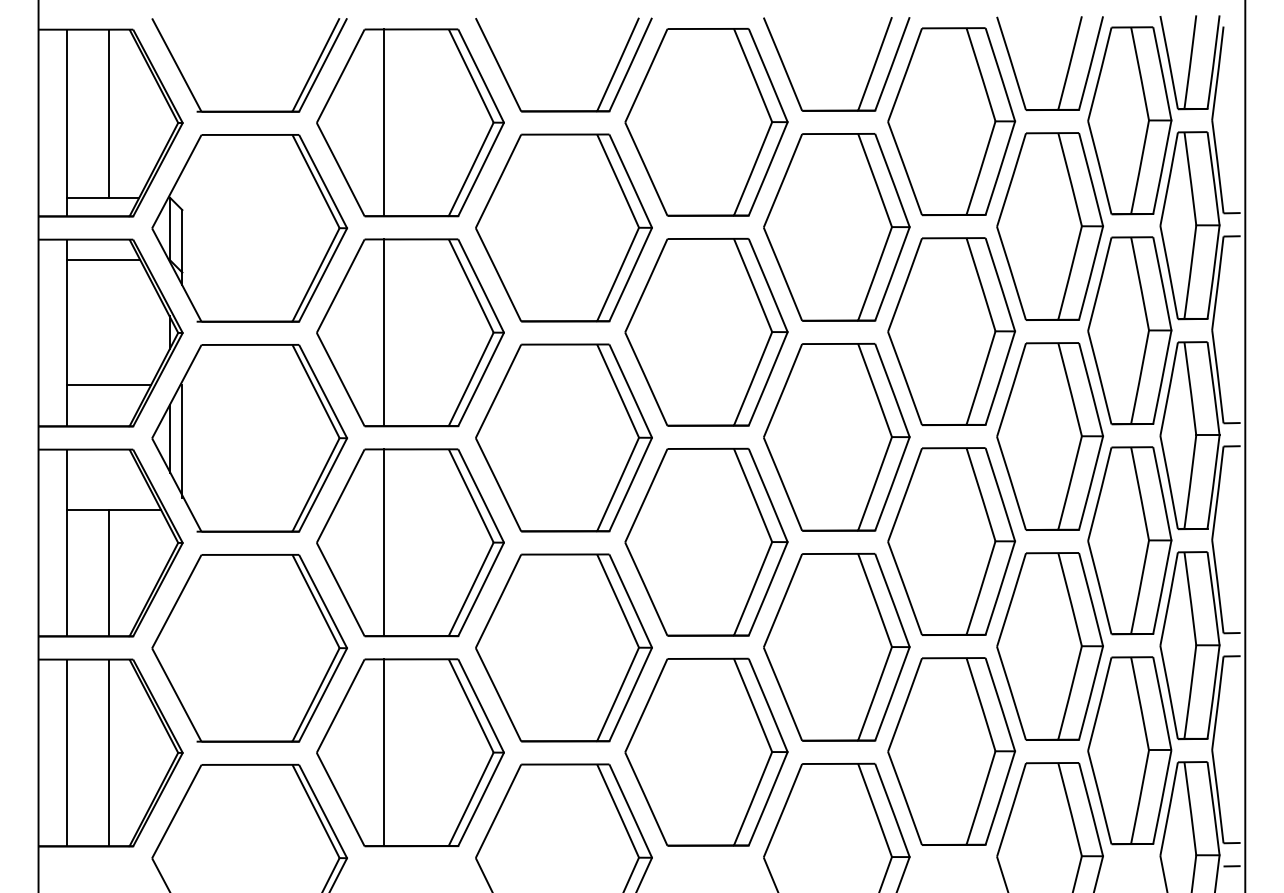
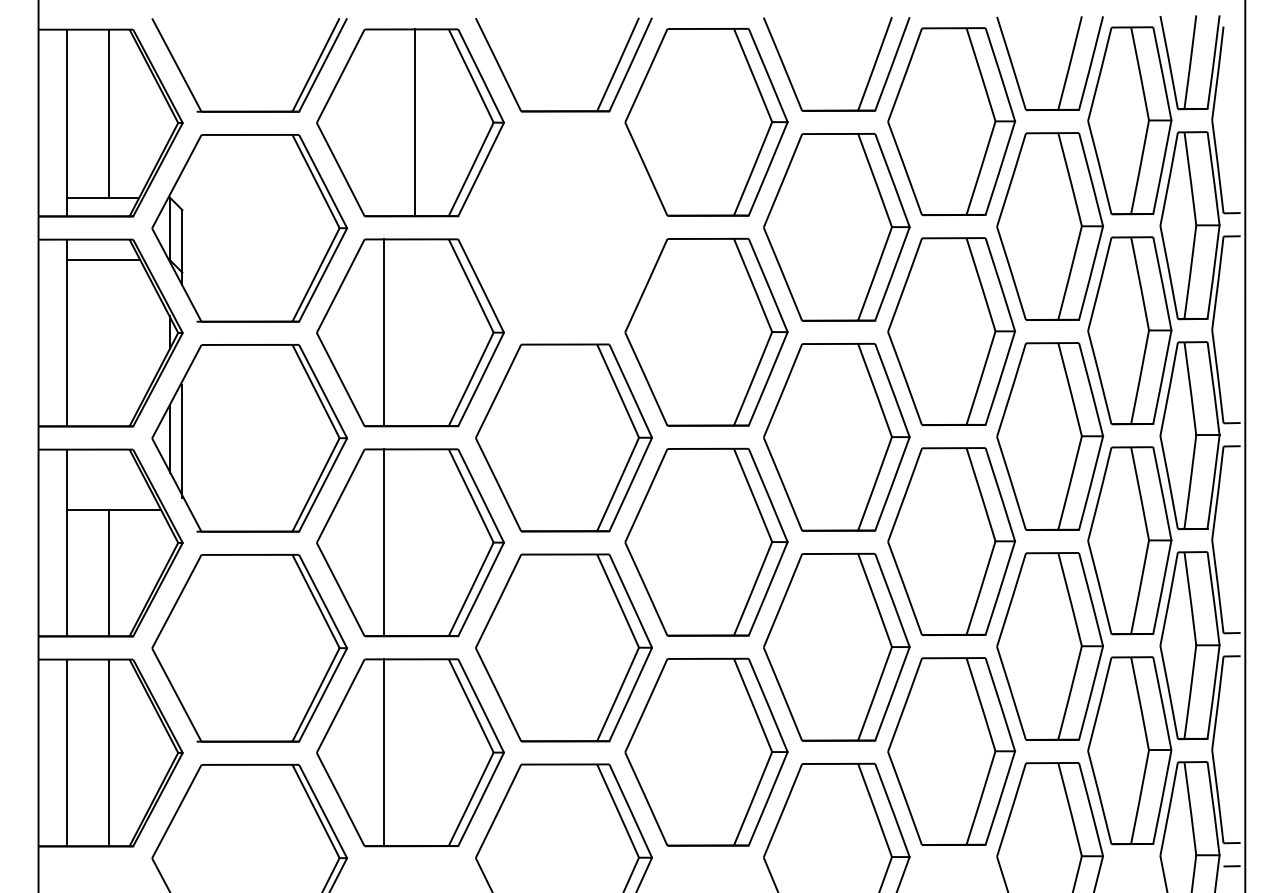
line position: (384, 122) -> (415, 122) (415, 122)
part: present -> none (563, 227)
line: present -> none (108, 385)
